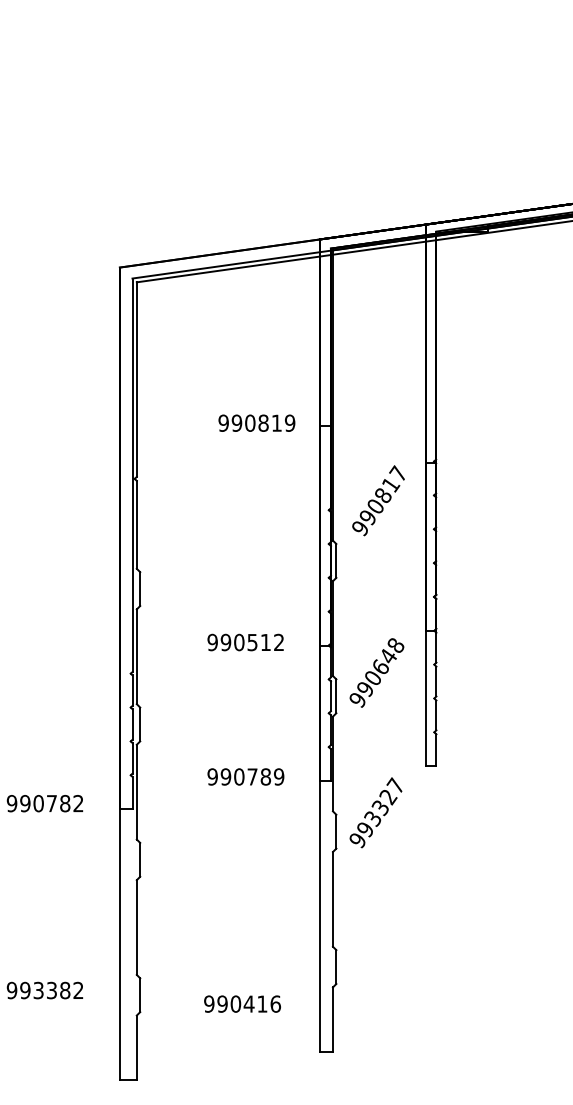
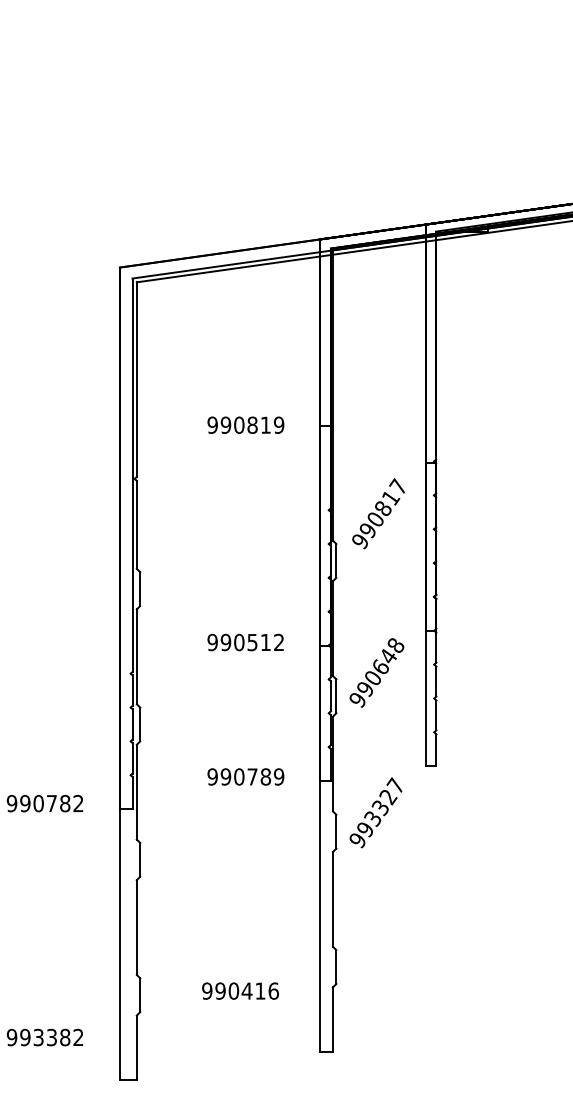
text position: (256, 422) -> (245, 424) (245, 424)
text position: (378, 500) -> (378, 513) (378, 513)
text position: (44, 990) -> (44, 1037) (44, 1037)
text position: (242, 1003) -> (240, 990) (240, 990)
